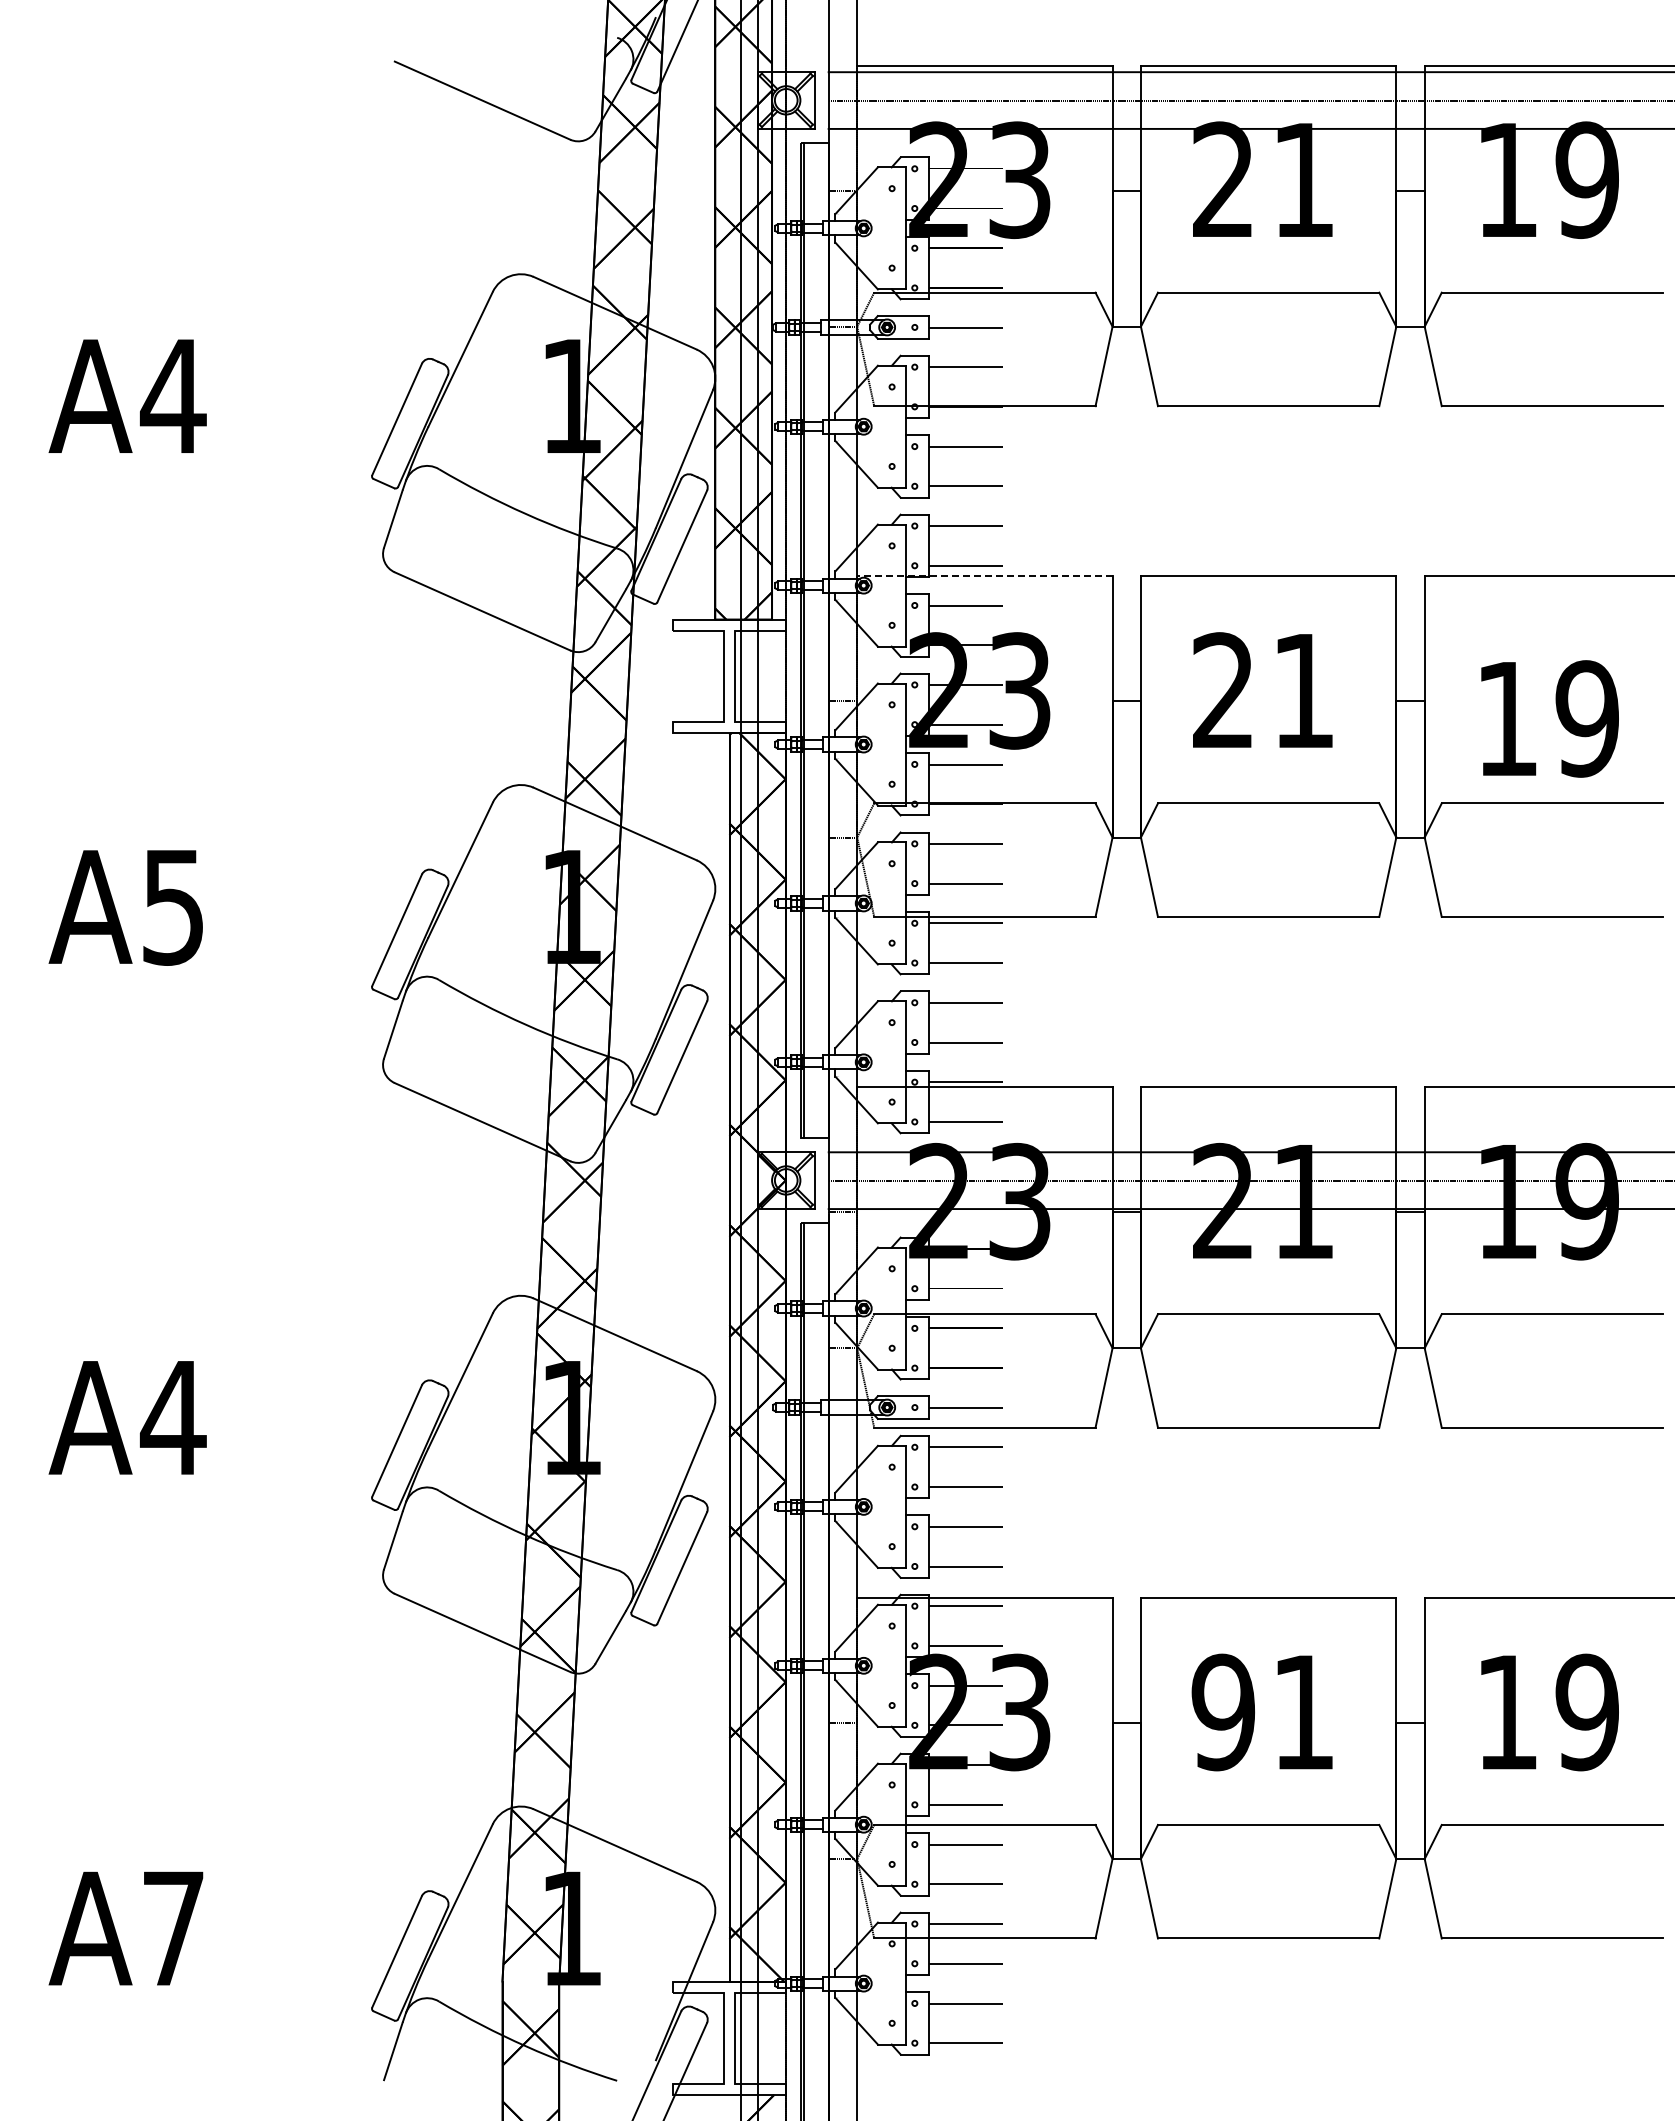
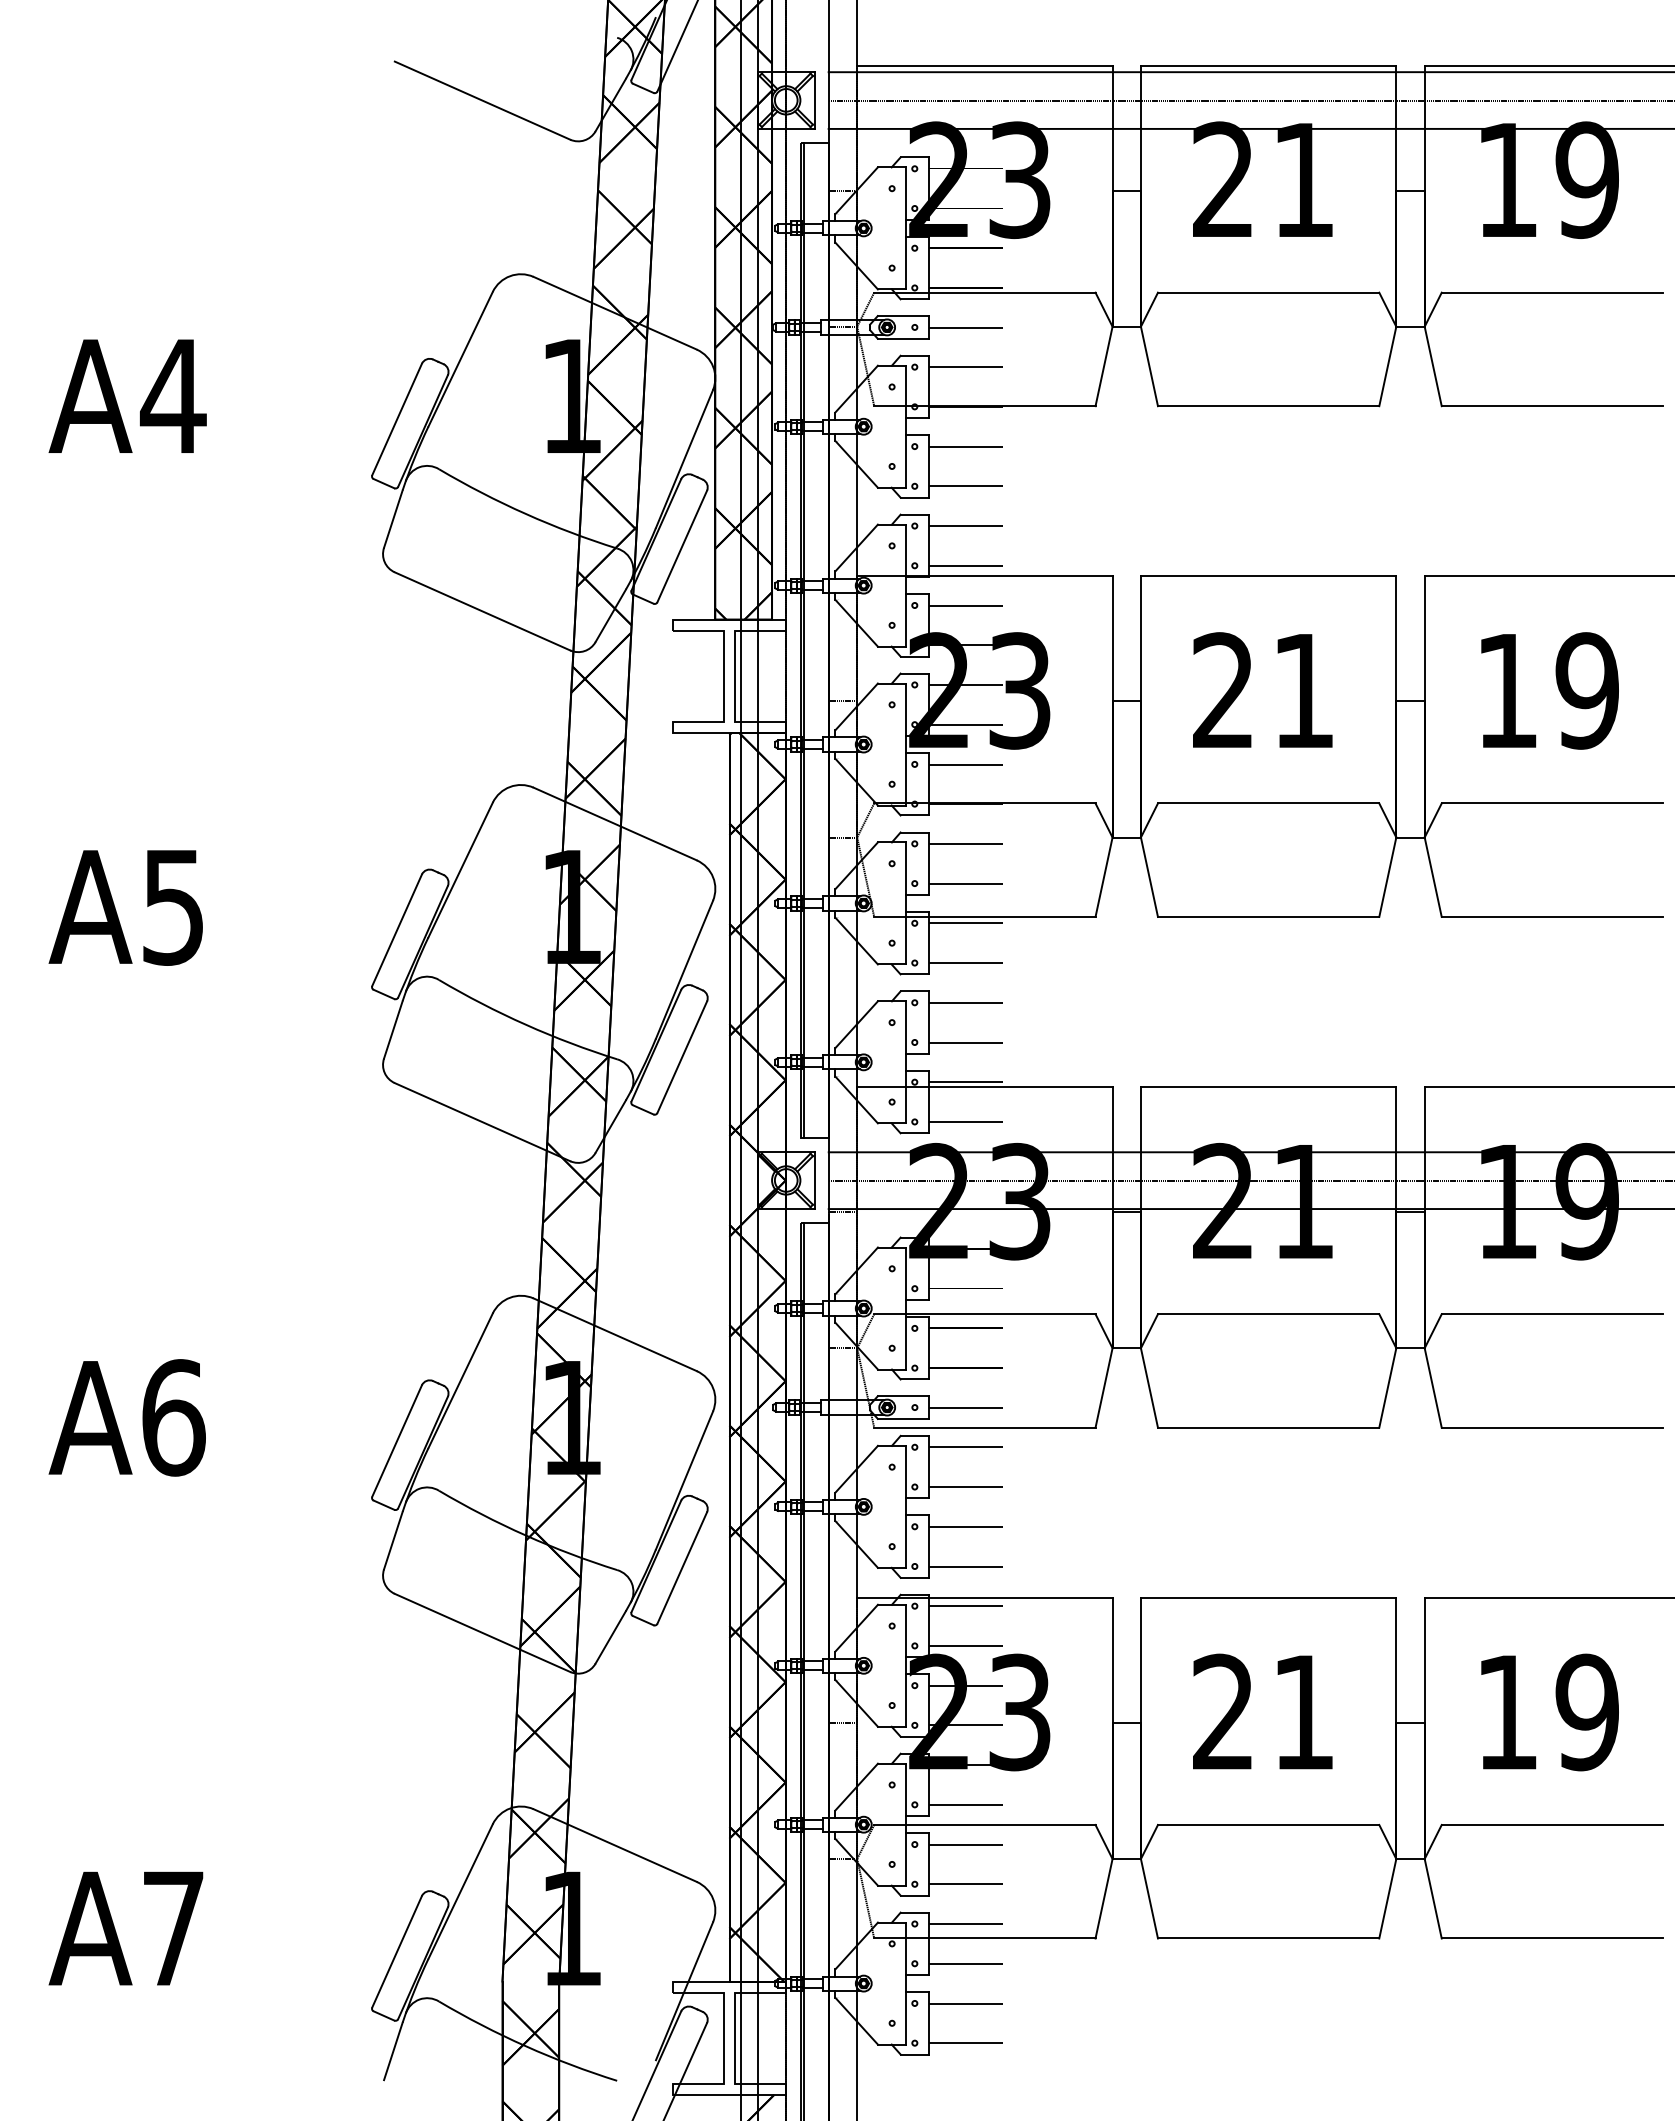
line: dashed -> solid (984, 576)
text position: (1549, 718) -> (1549, 690) (1549, 690)
text: A4 -> A6 (172, 1417)
text: 91 -> 21 (1223, 1712)
